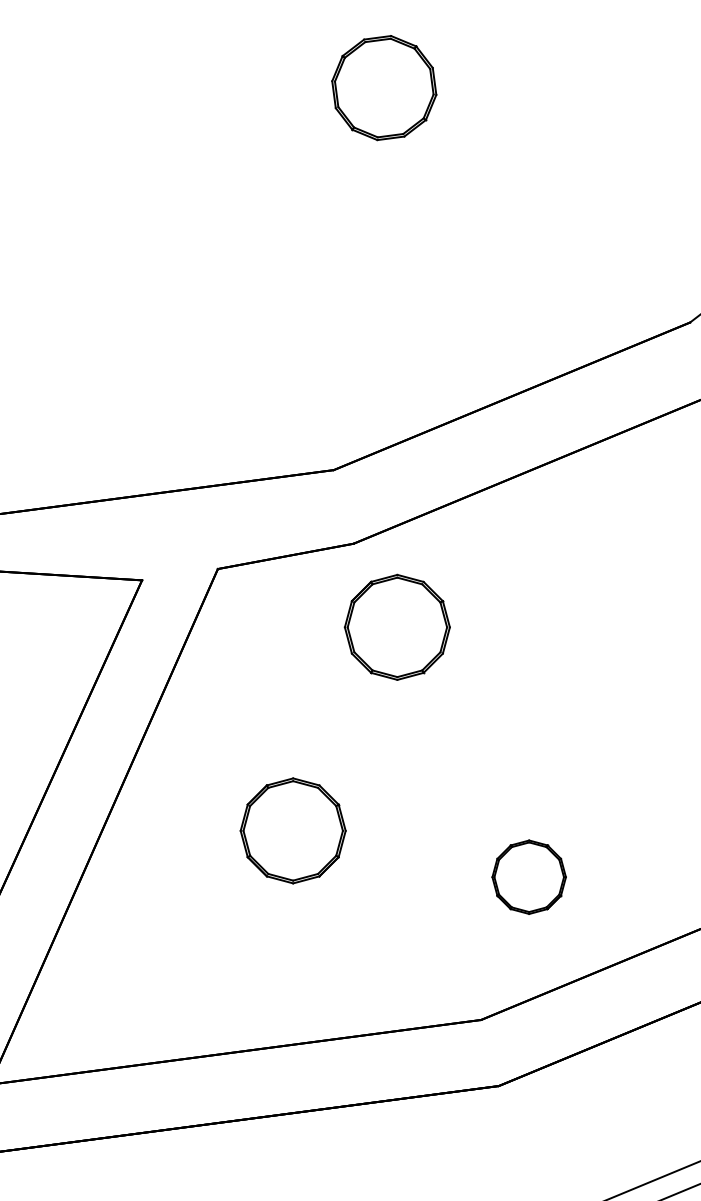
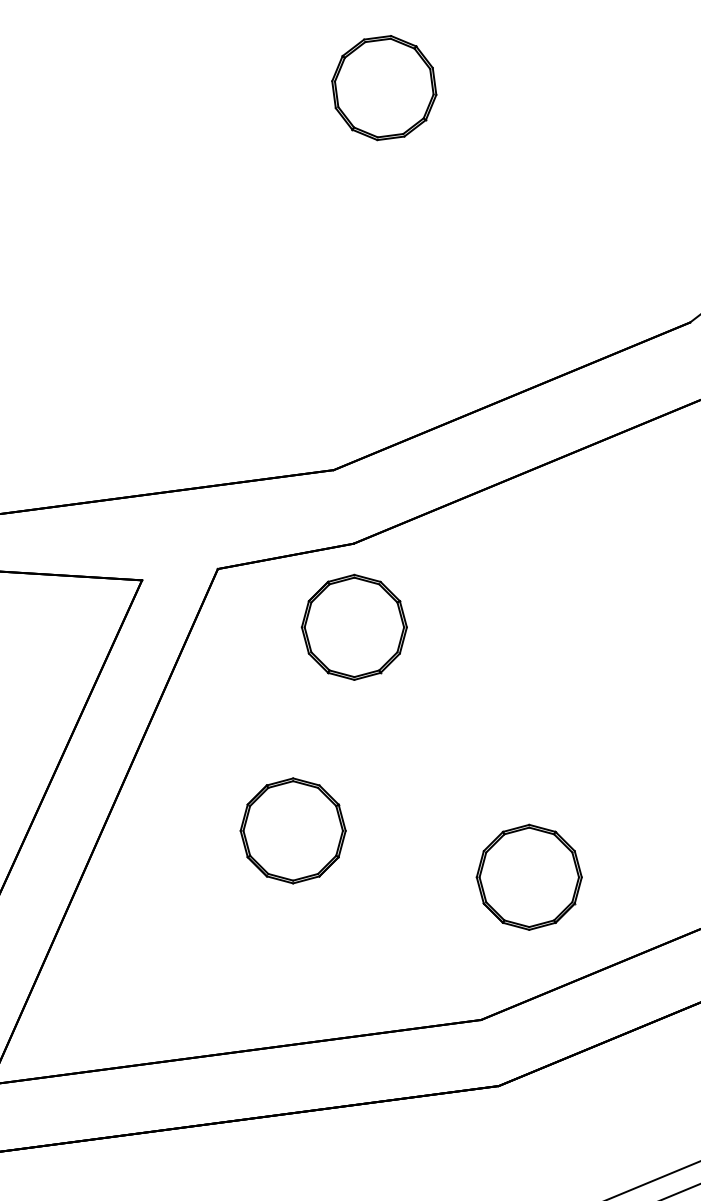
part position: (396, 626) -> (353, 626) (353, 626)
part size: 76x76 px -> 108x108 px (528, 876)
